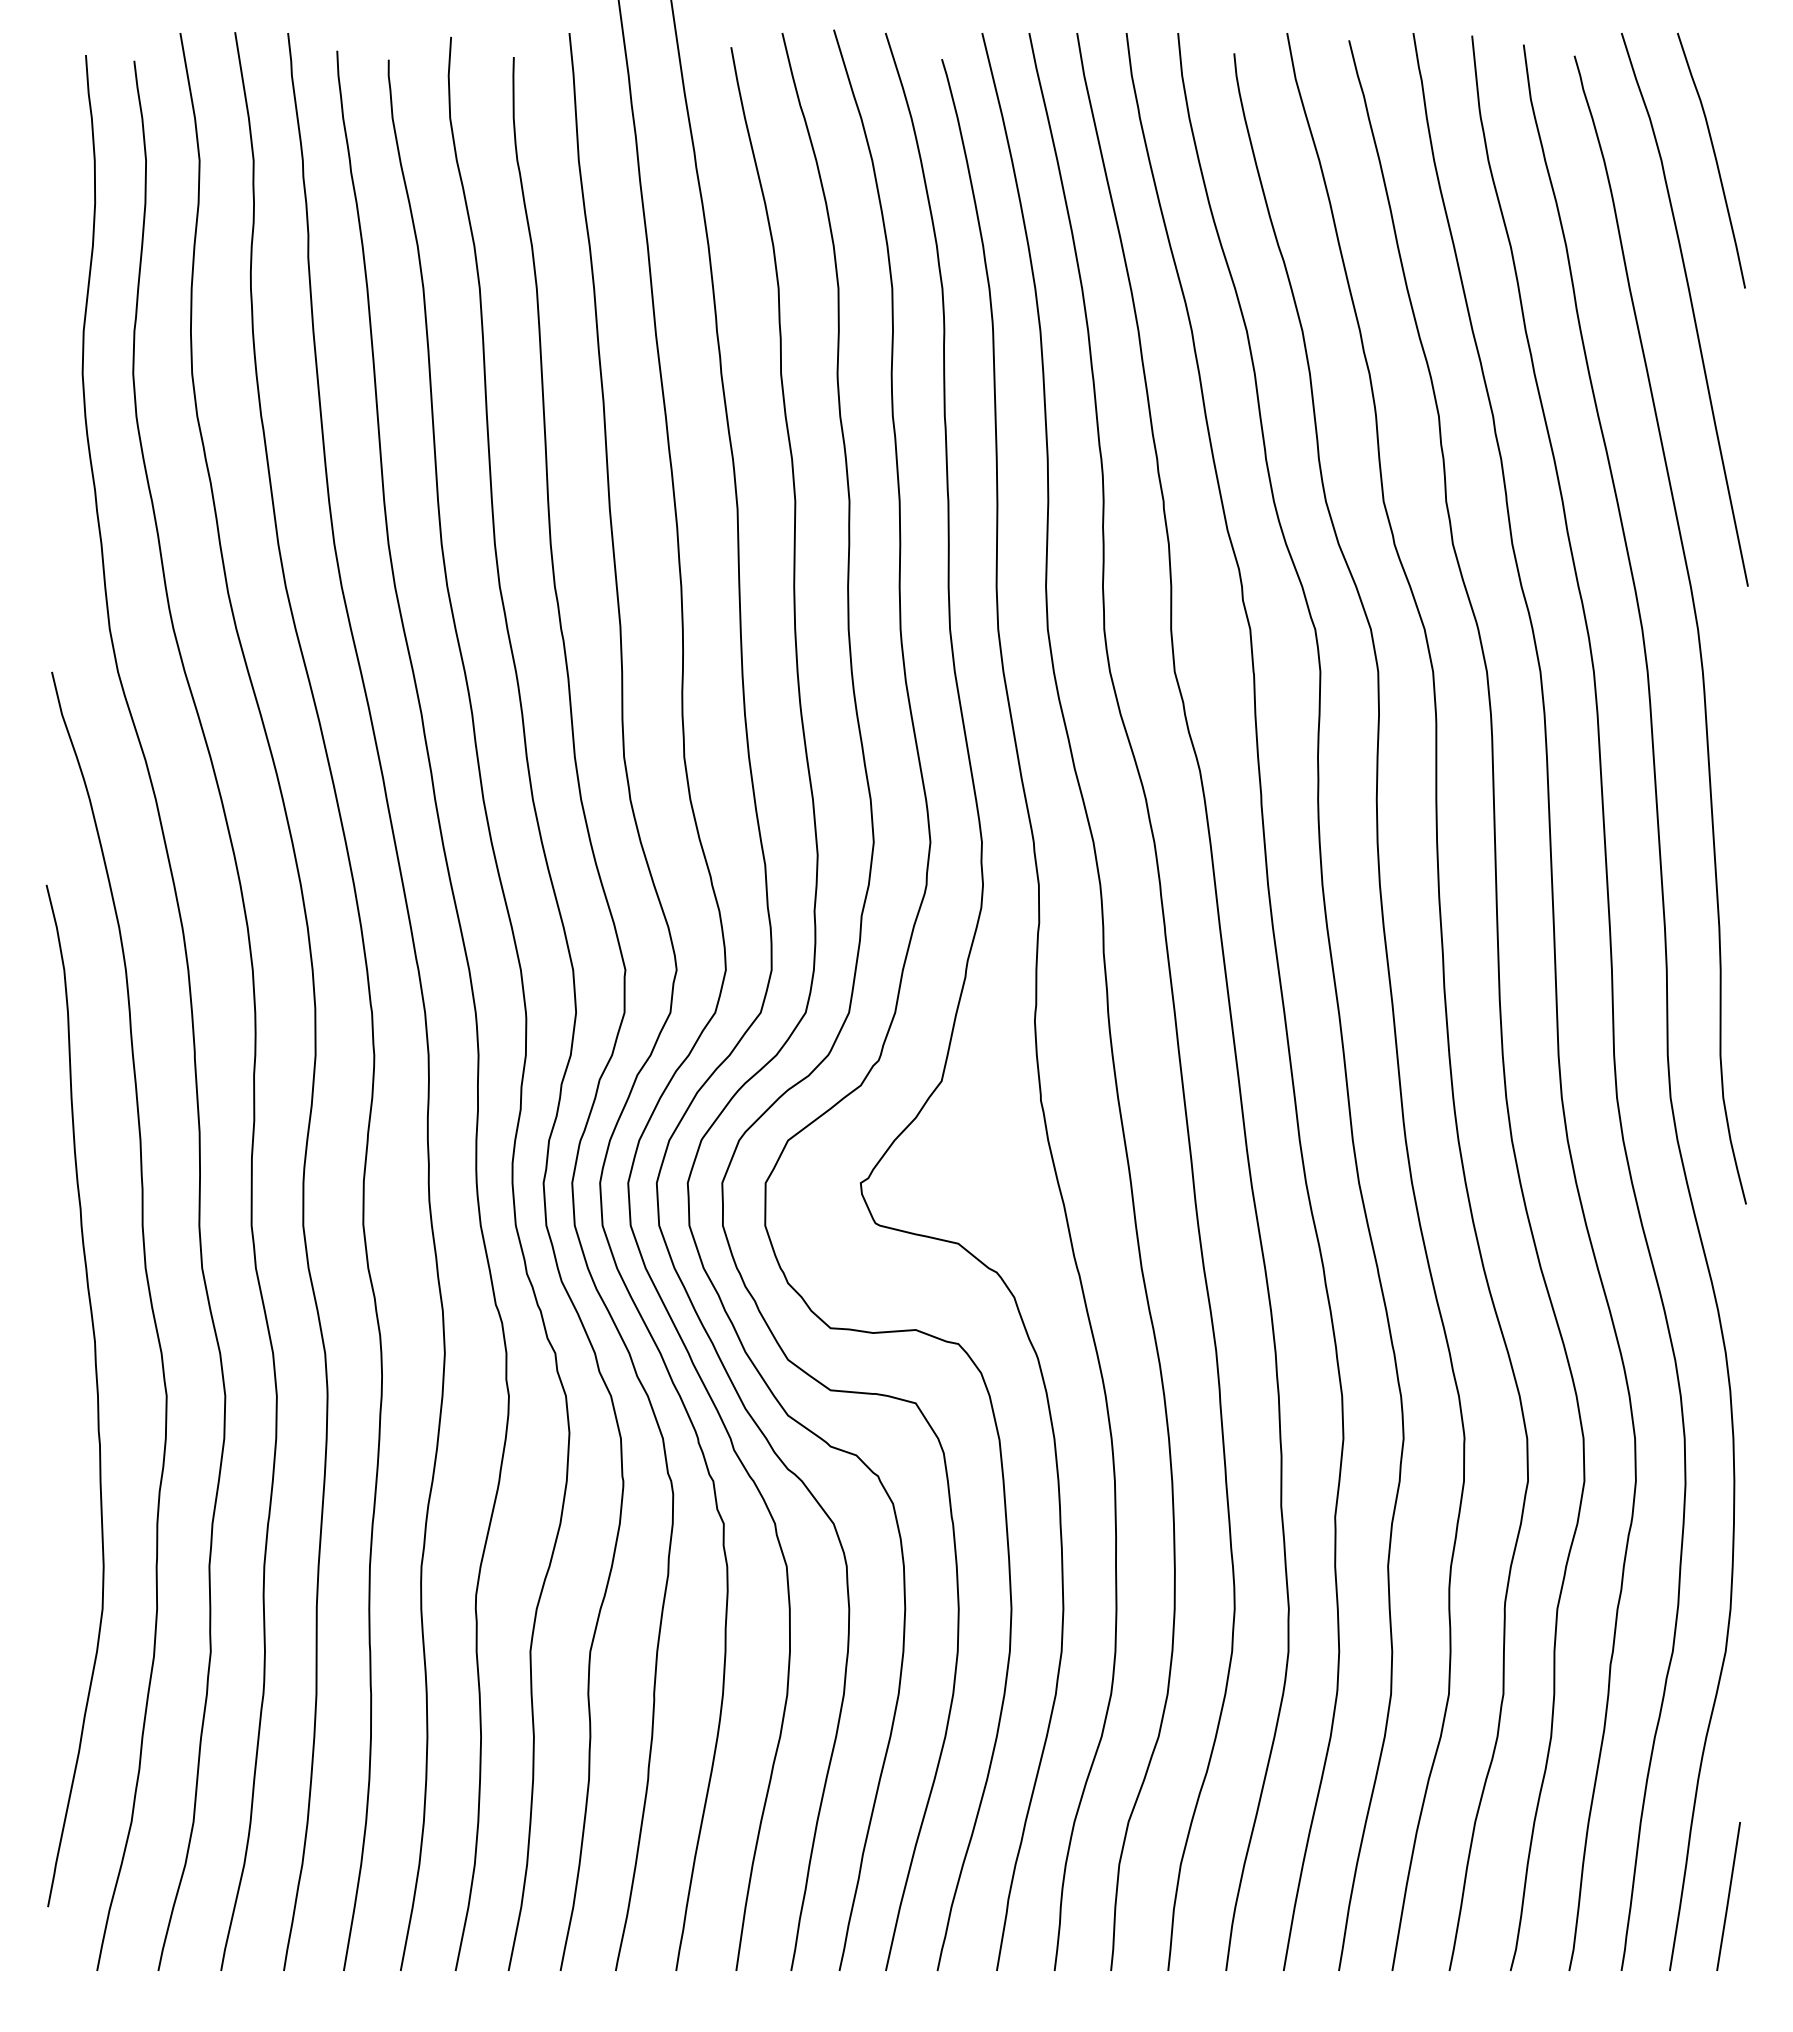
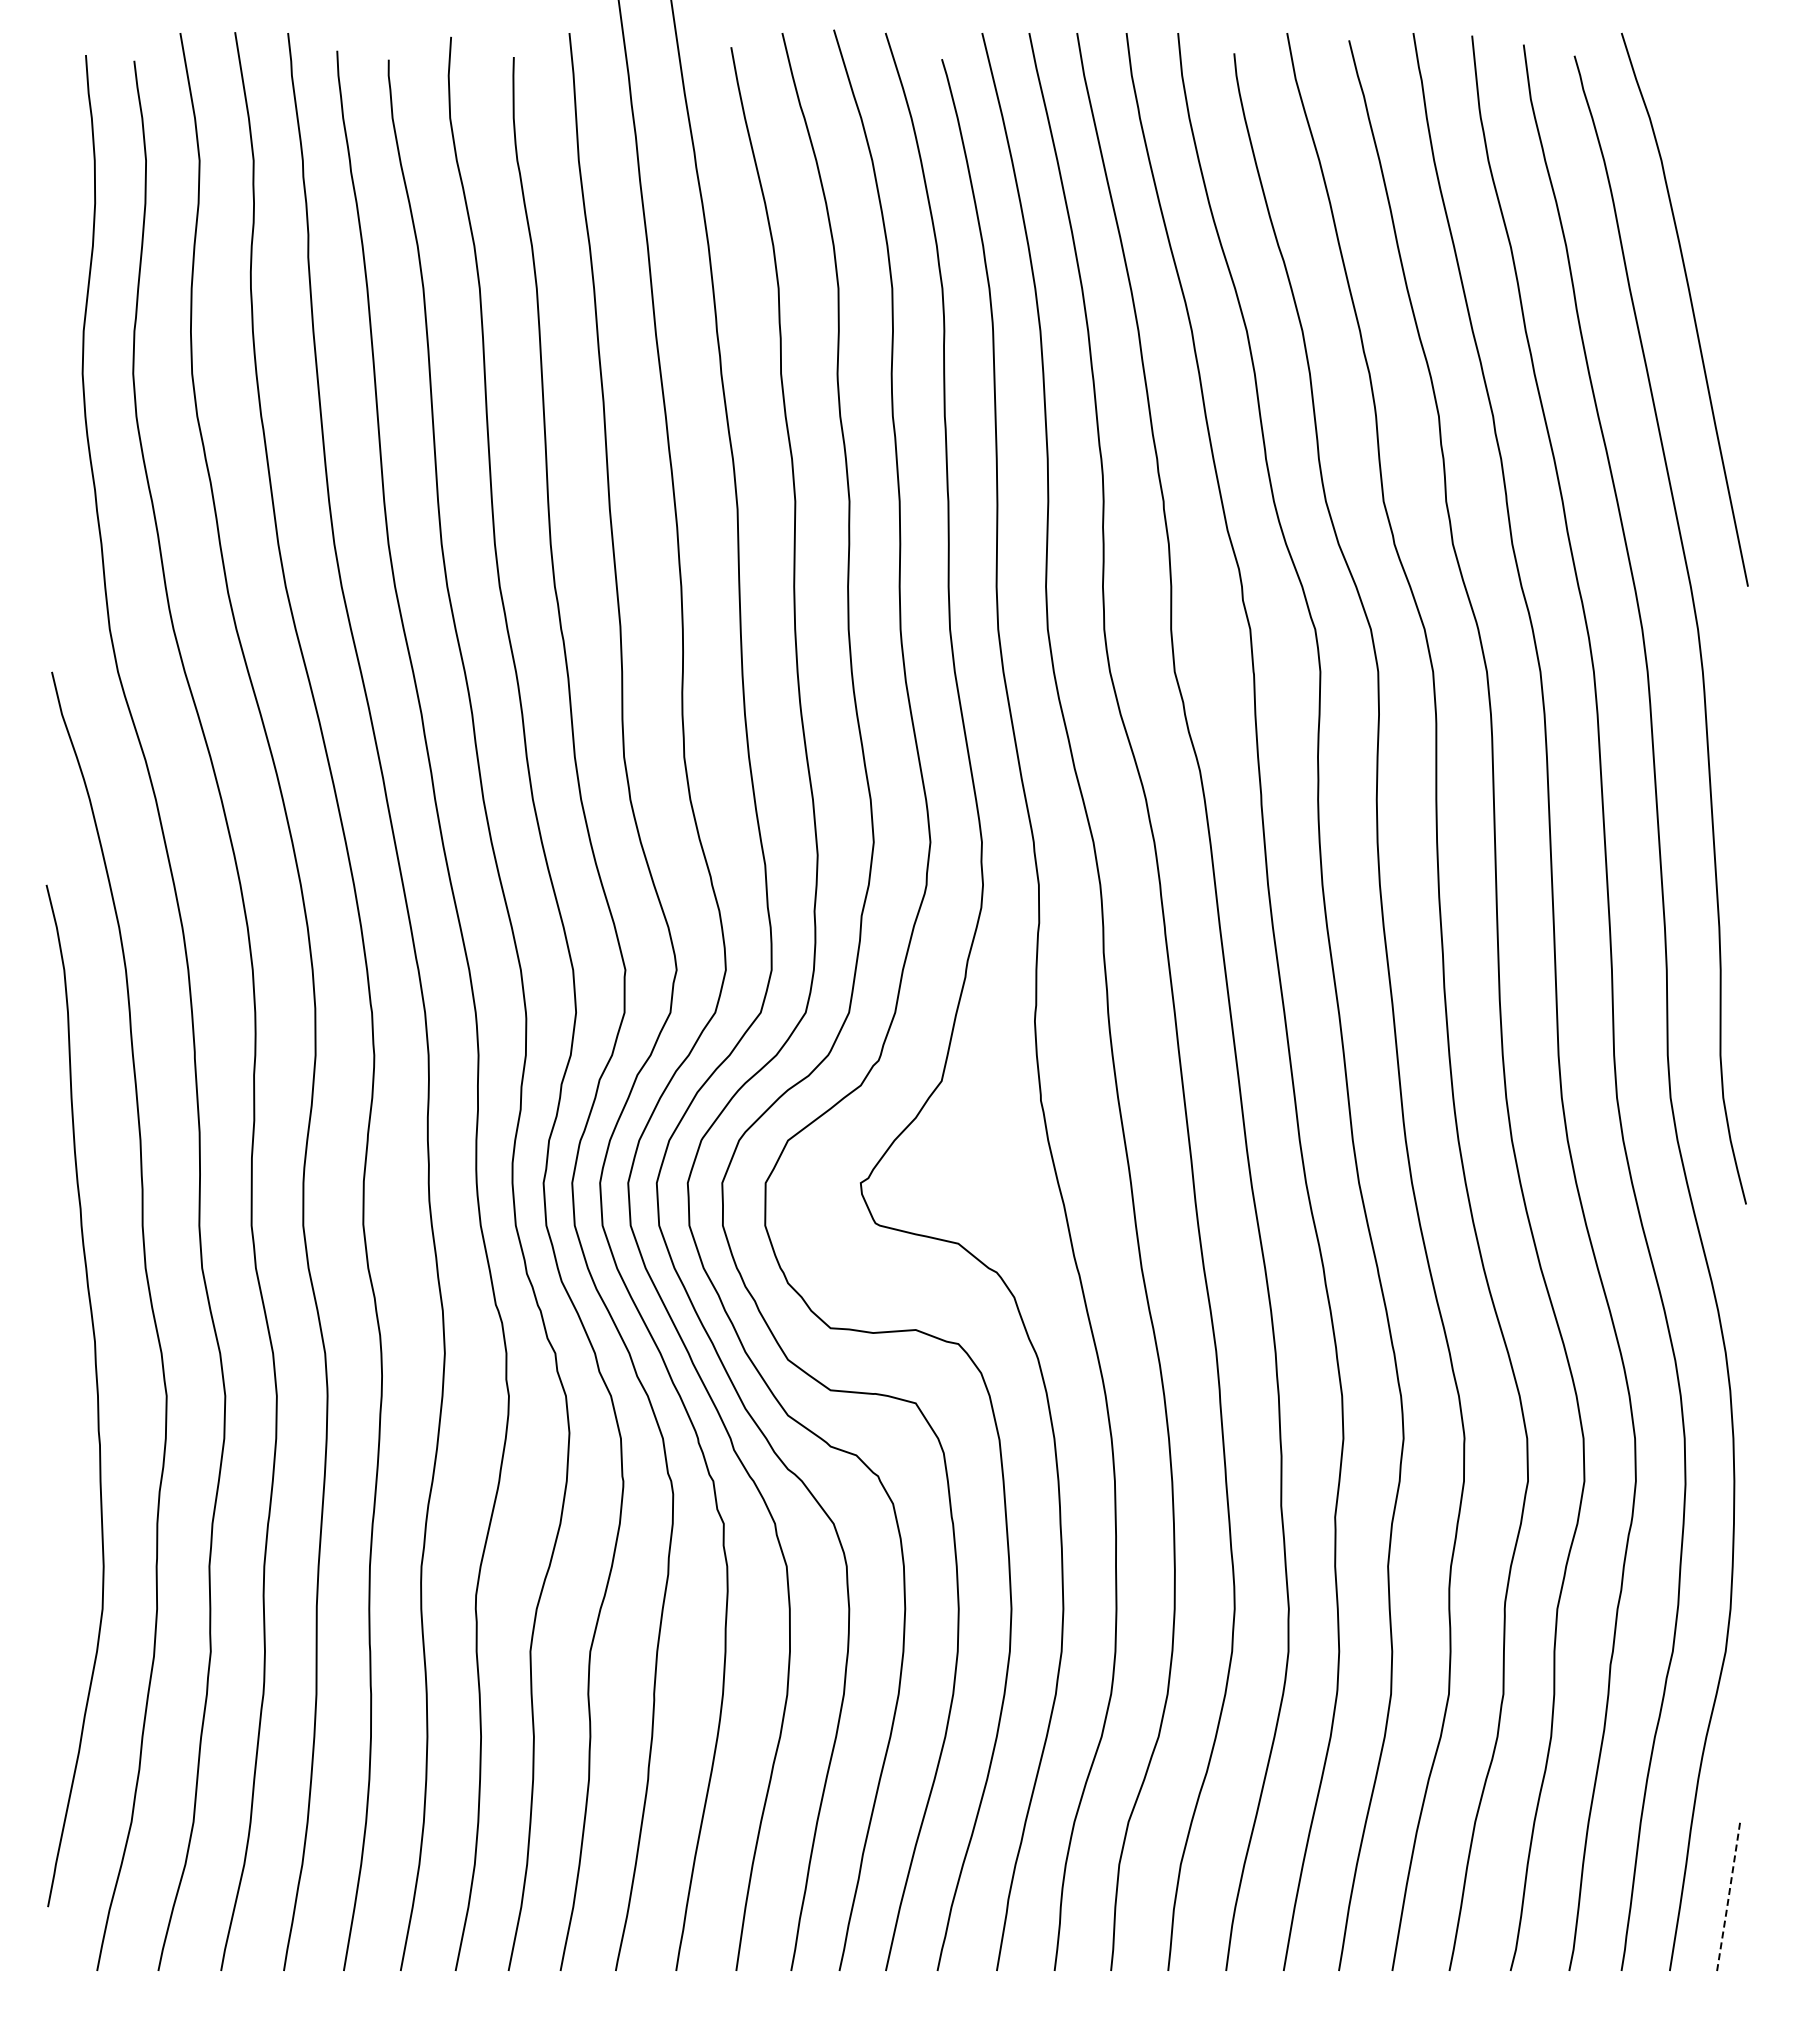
curve: present -> none (1715, 160)
line: solid -> dashed (1728, 1896)
